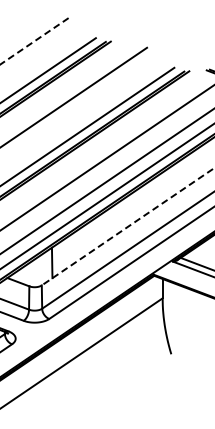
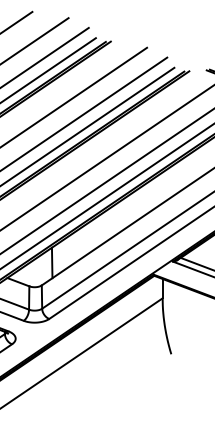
line: none -> present (17, 21)
line: dashed -> solid (33, 41)
line: none -> present (45, 56)
line: none -> present (84, 113)
line: dashed -> solid (128, 226)
